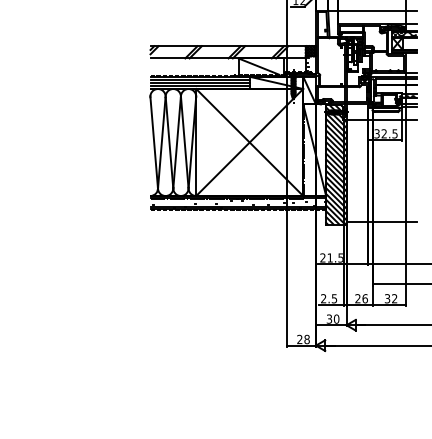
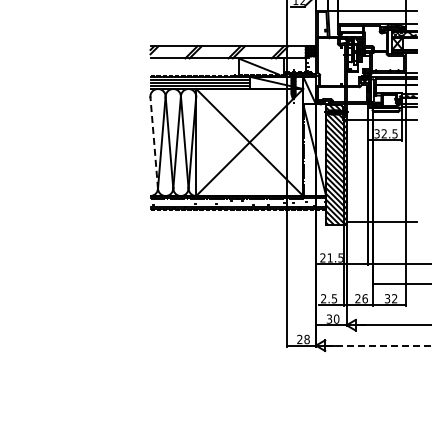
line: solid -> dashed (154, 142)
line: solid -> dashed (378, 345)
